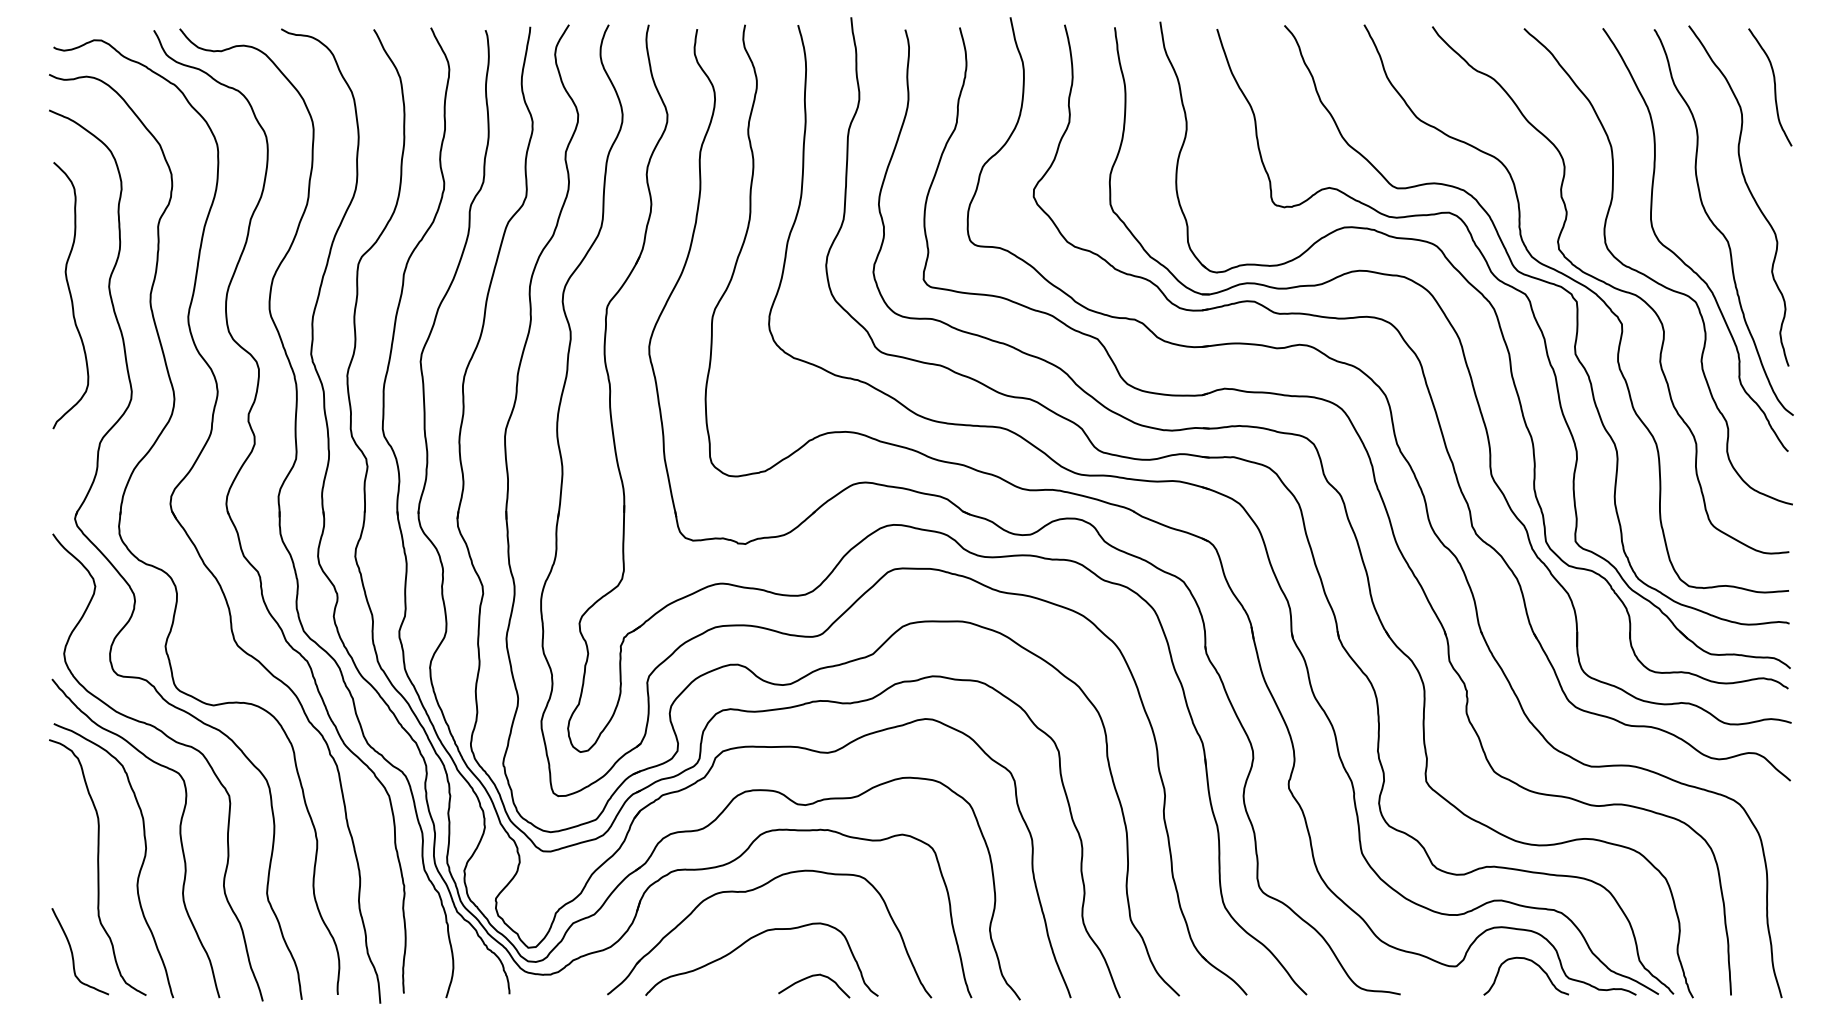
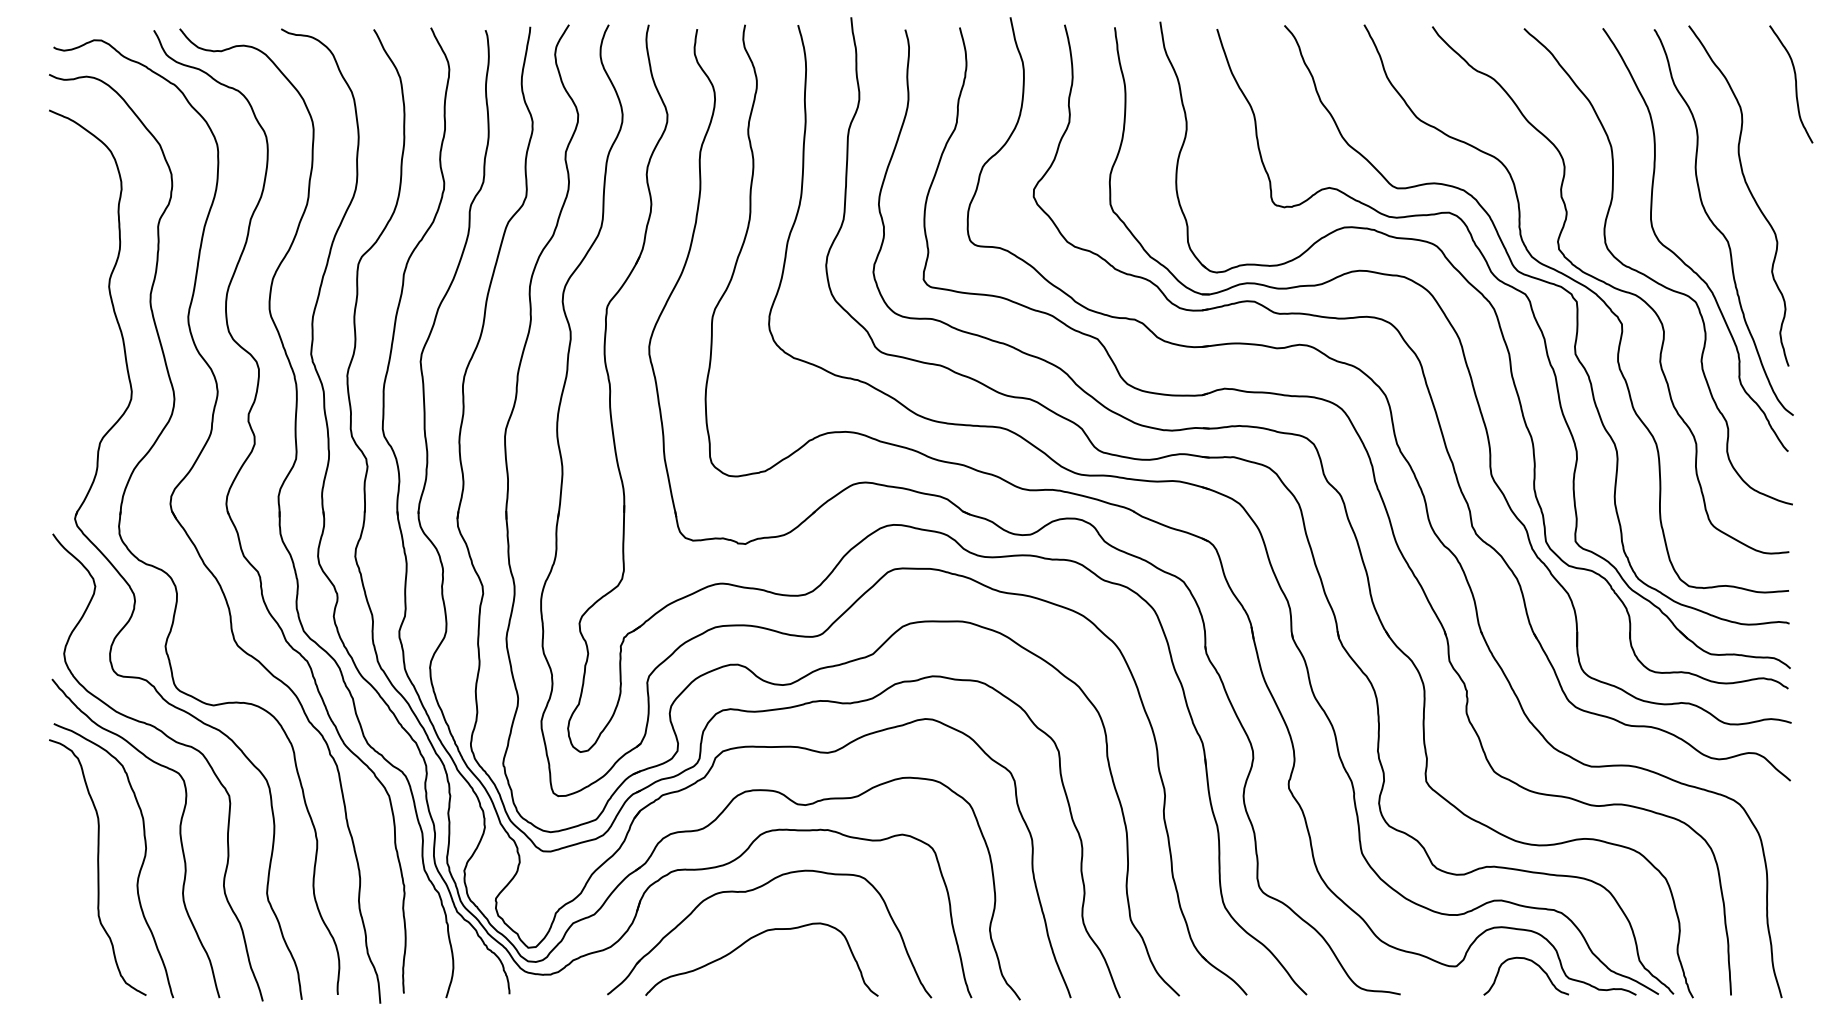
curve position: (1774, 87) -> (1795, 84) (1795, 84)
curve: present -> none (70, 295)
curve: present -> none (73, 953)
curve: present -> none (811, 977)
